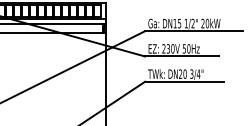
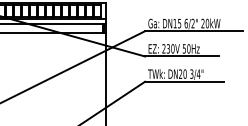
text: 1/2" -> 6/2" (185, 23)
